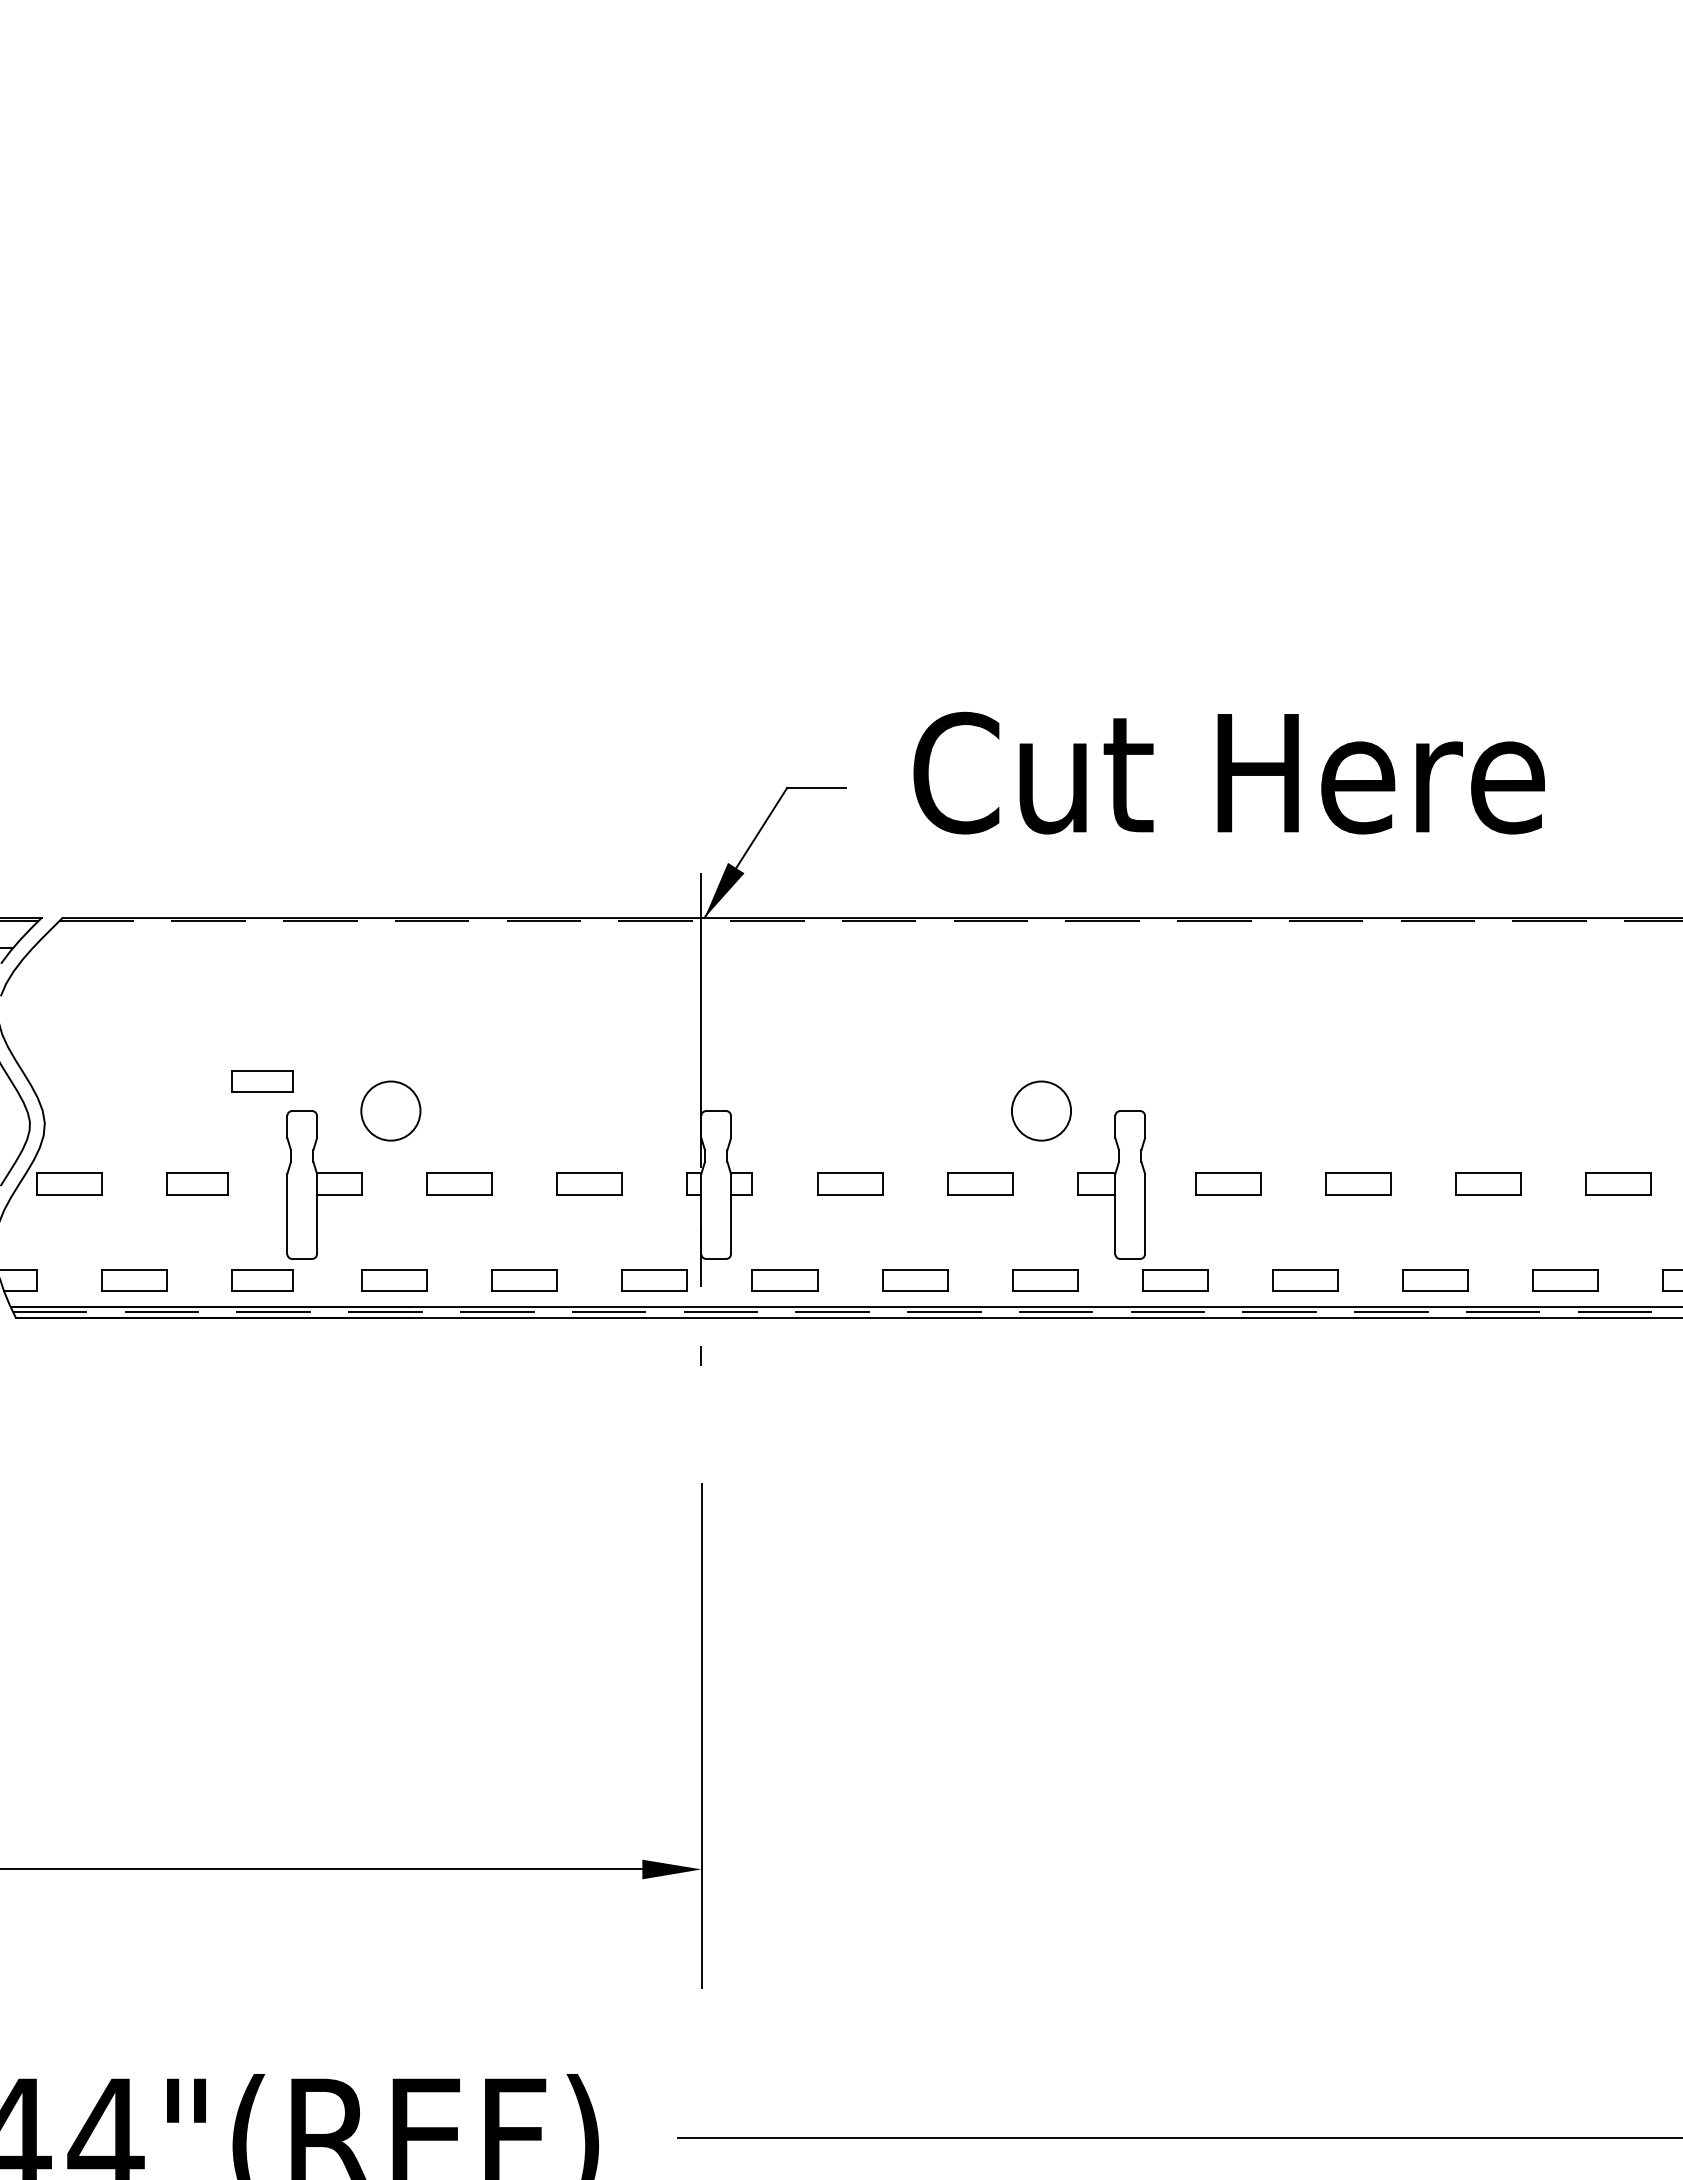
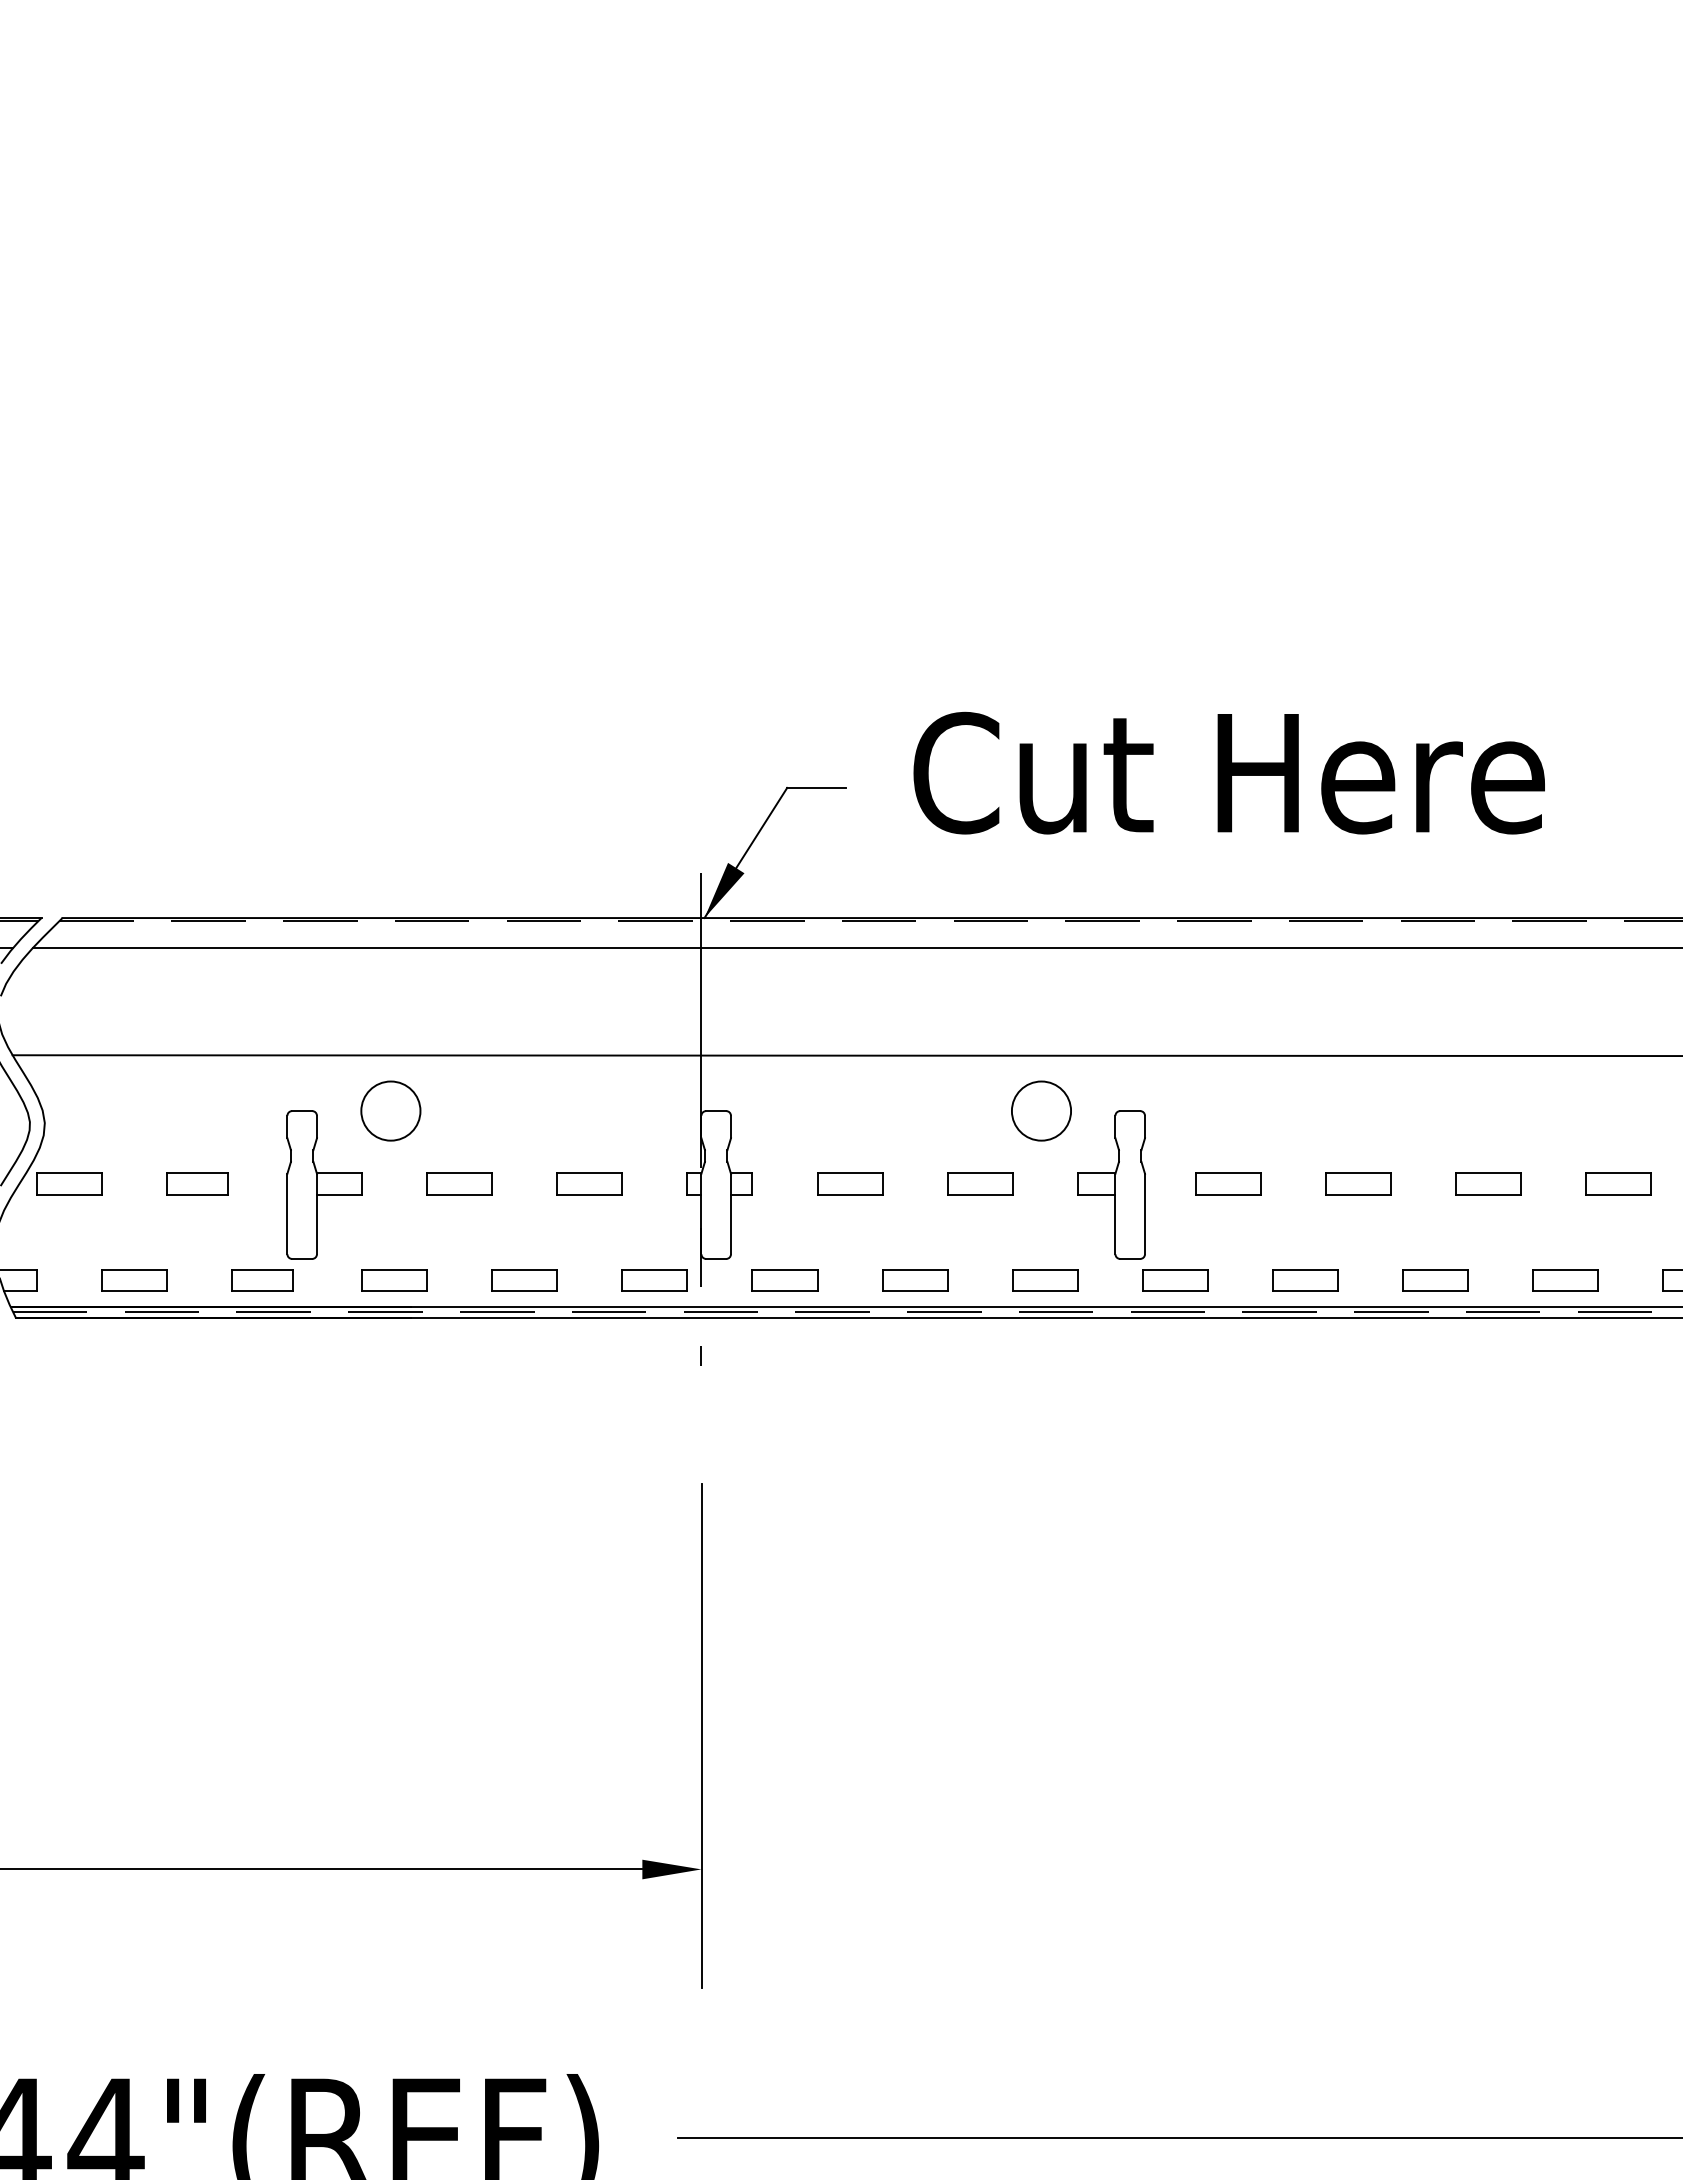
line: none -> present (856, 947)
line: none -> present (845, 1055)
part: present -> none (262, 1081)
